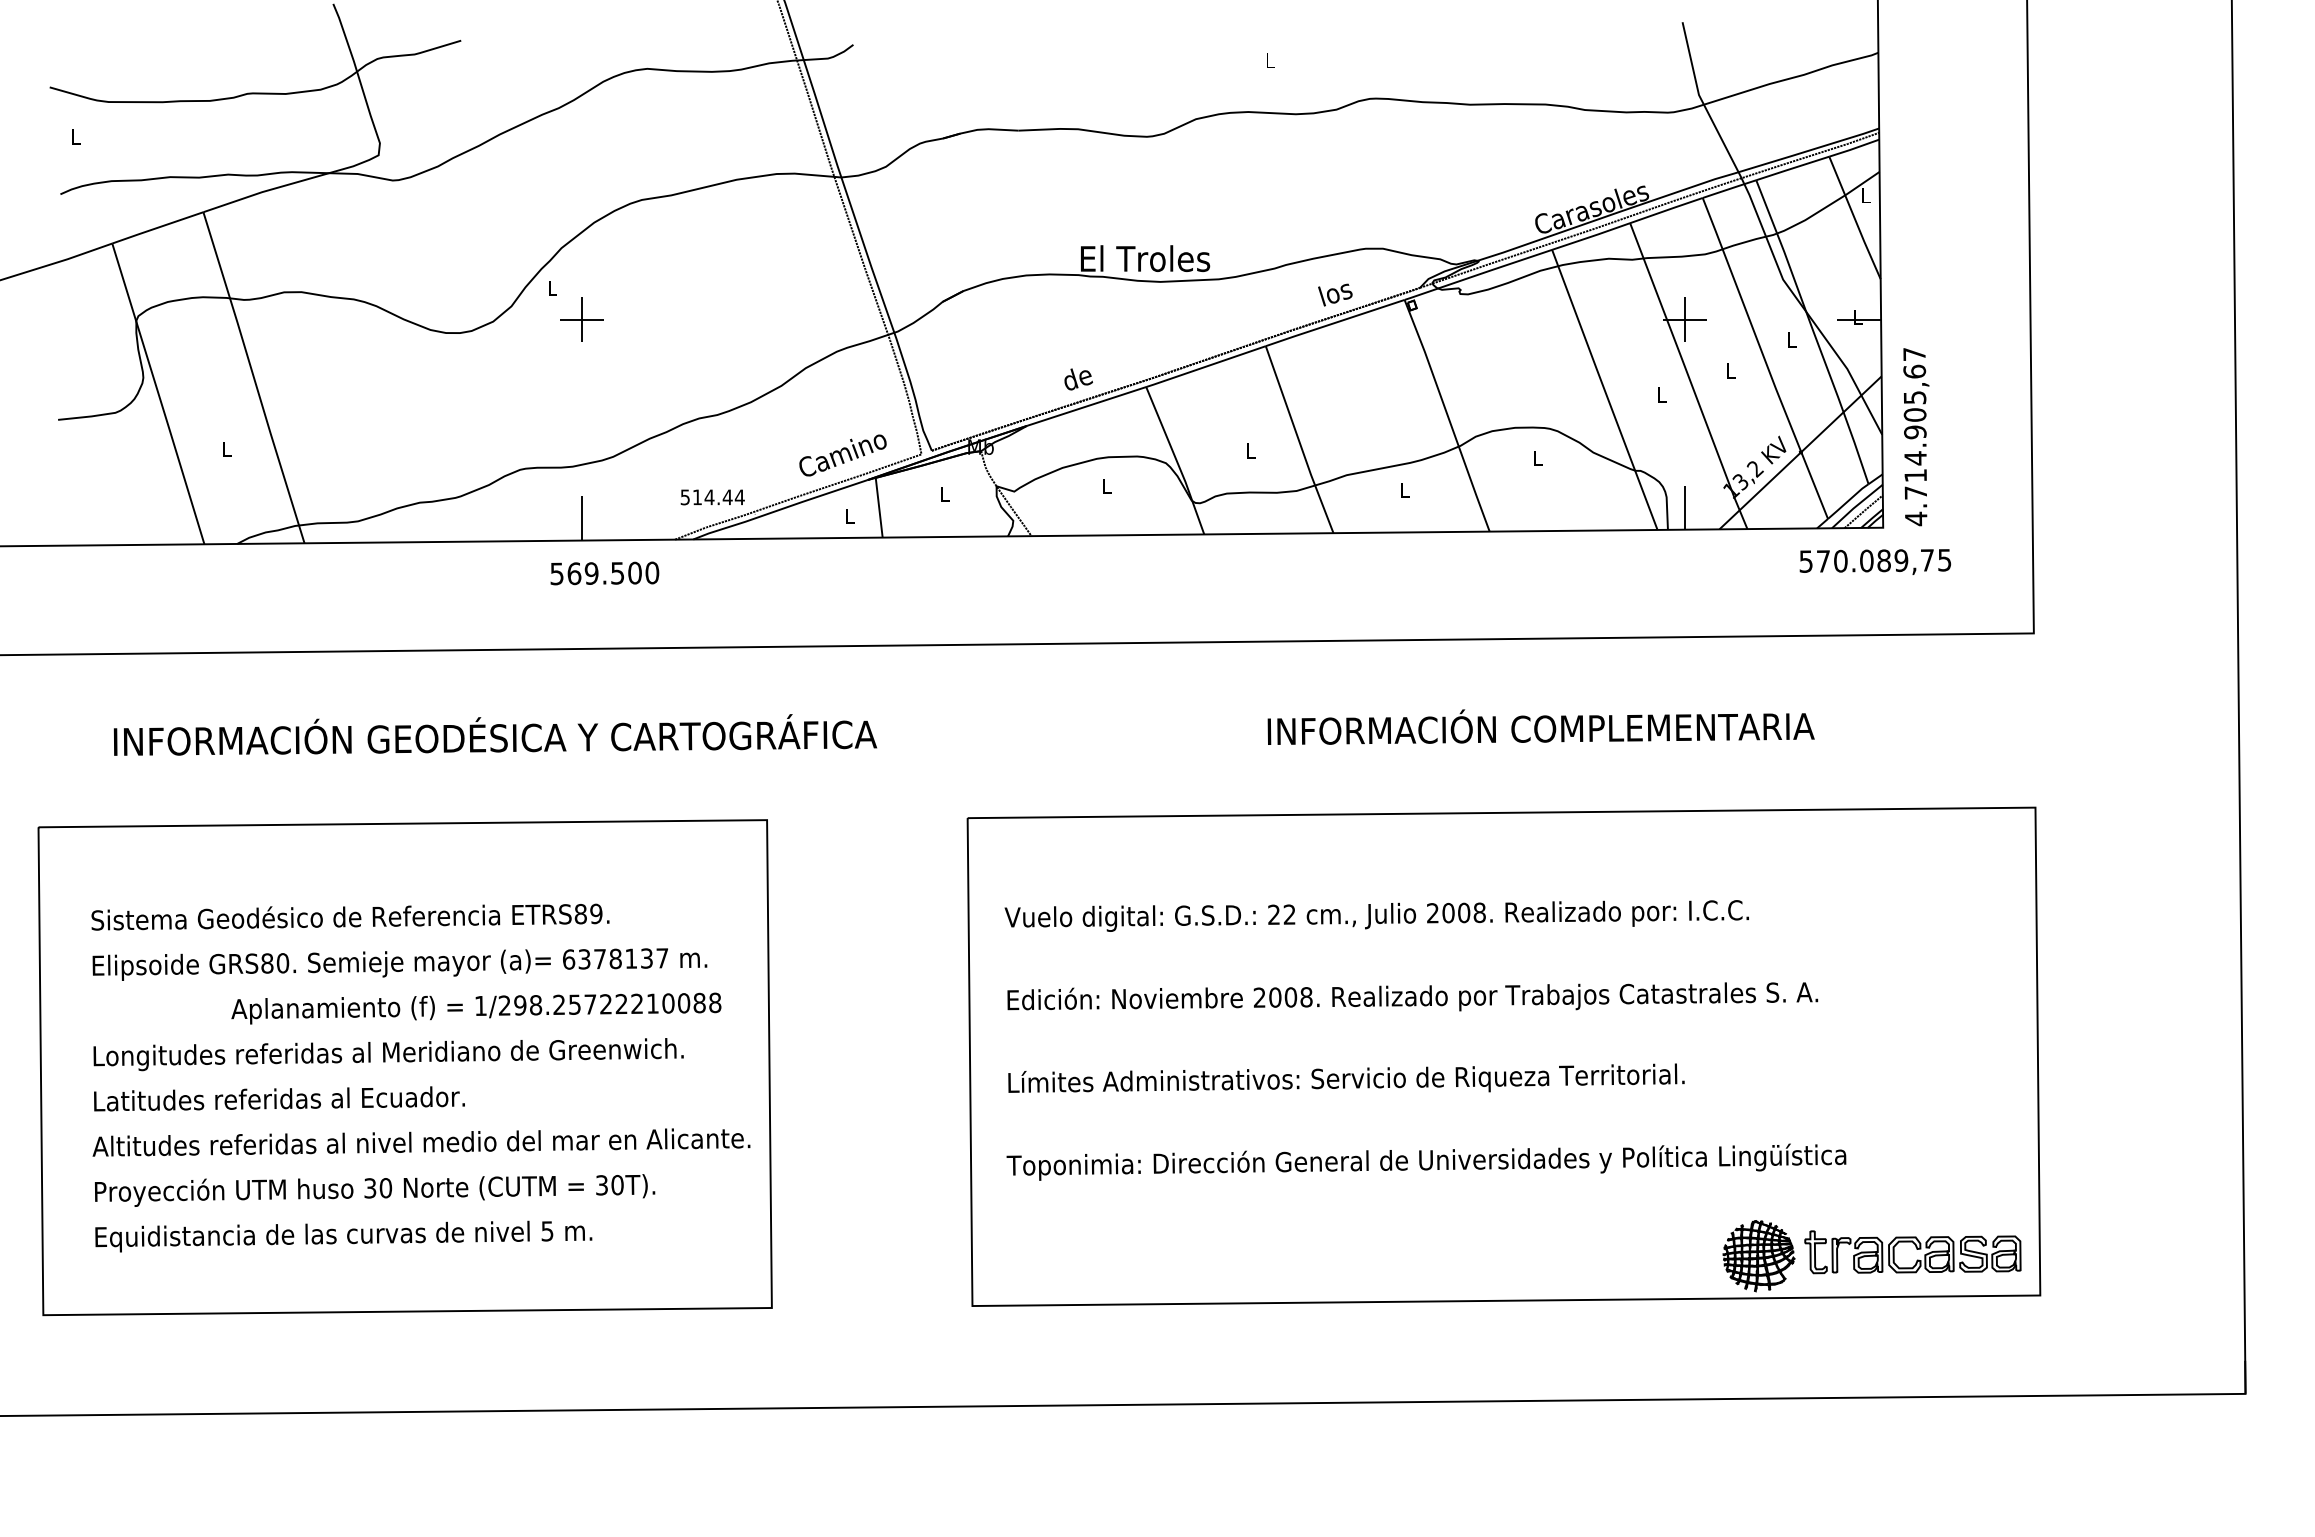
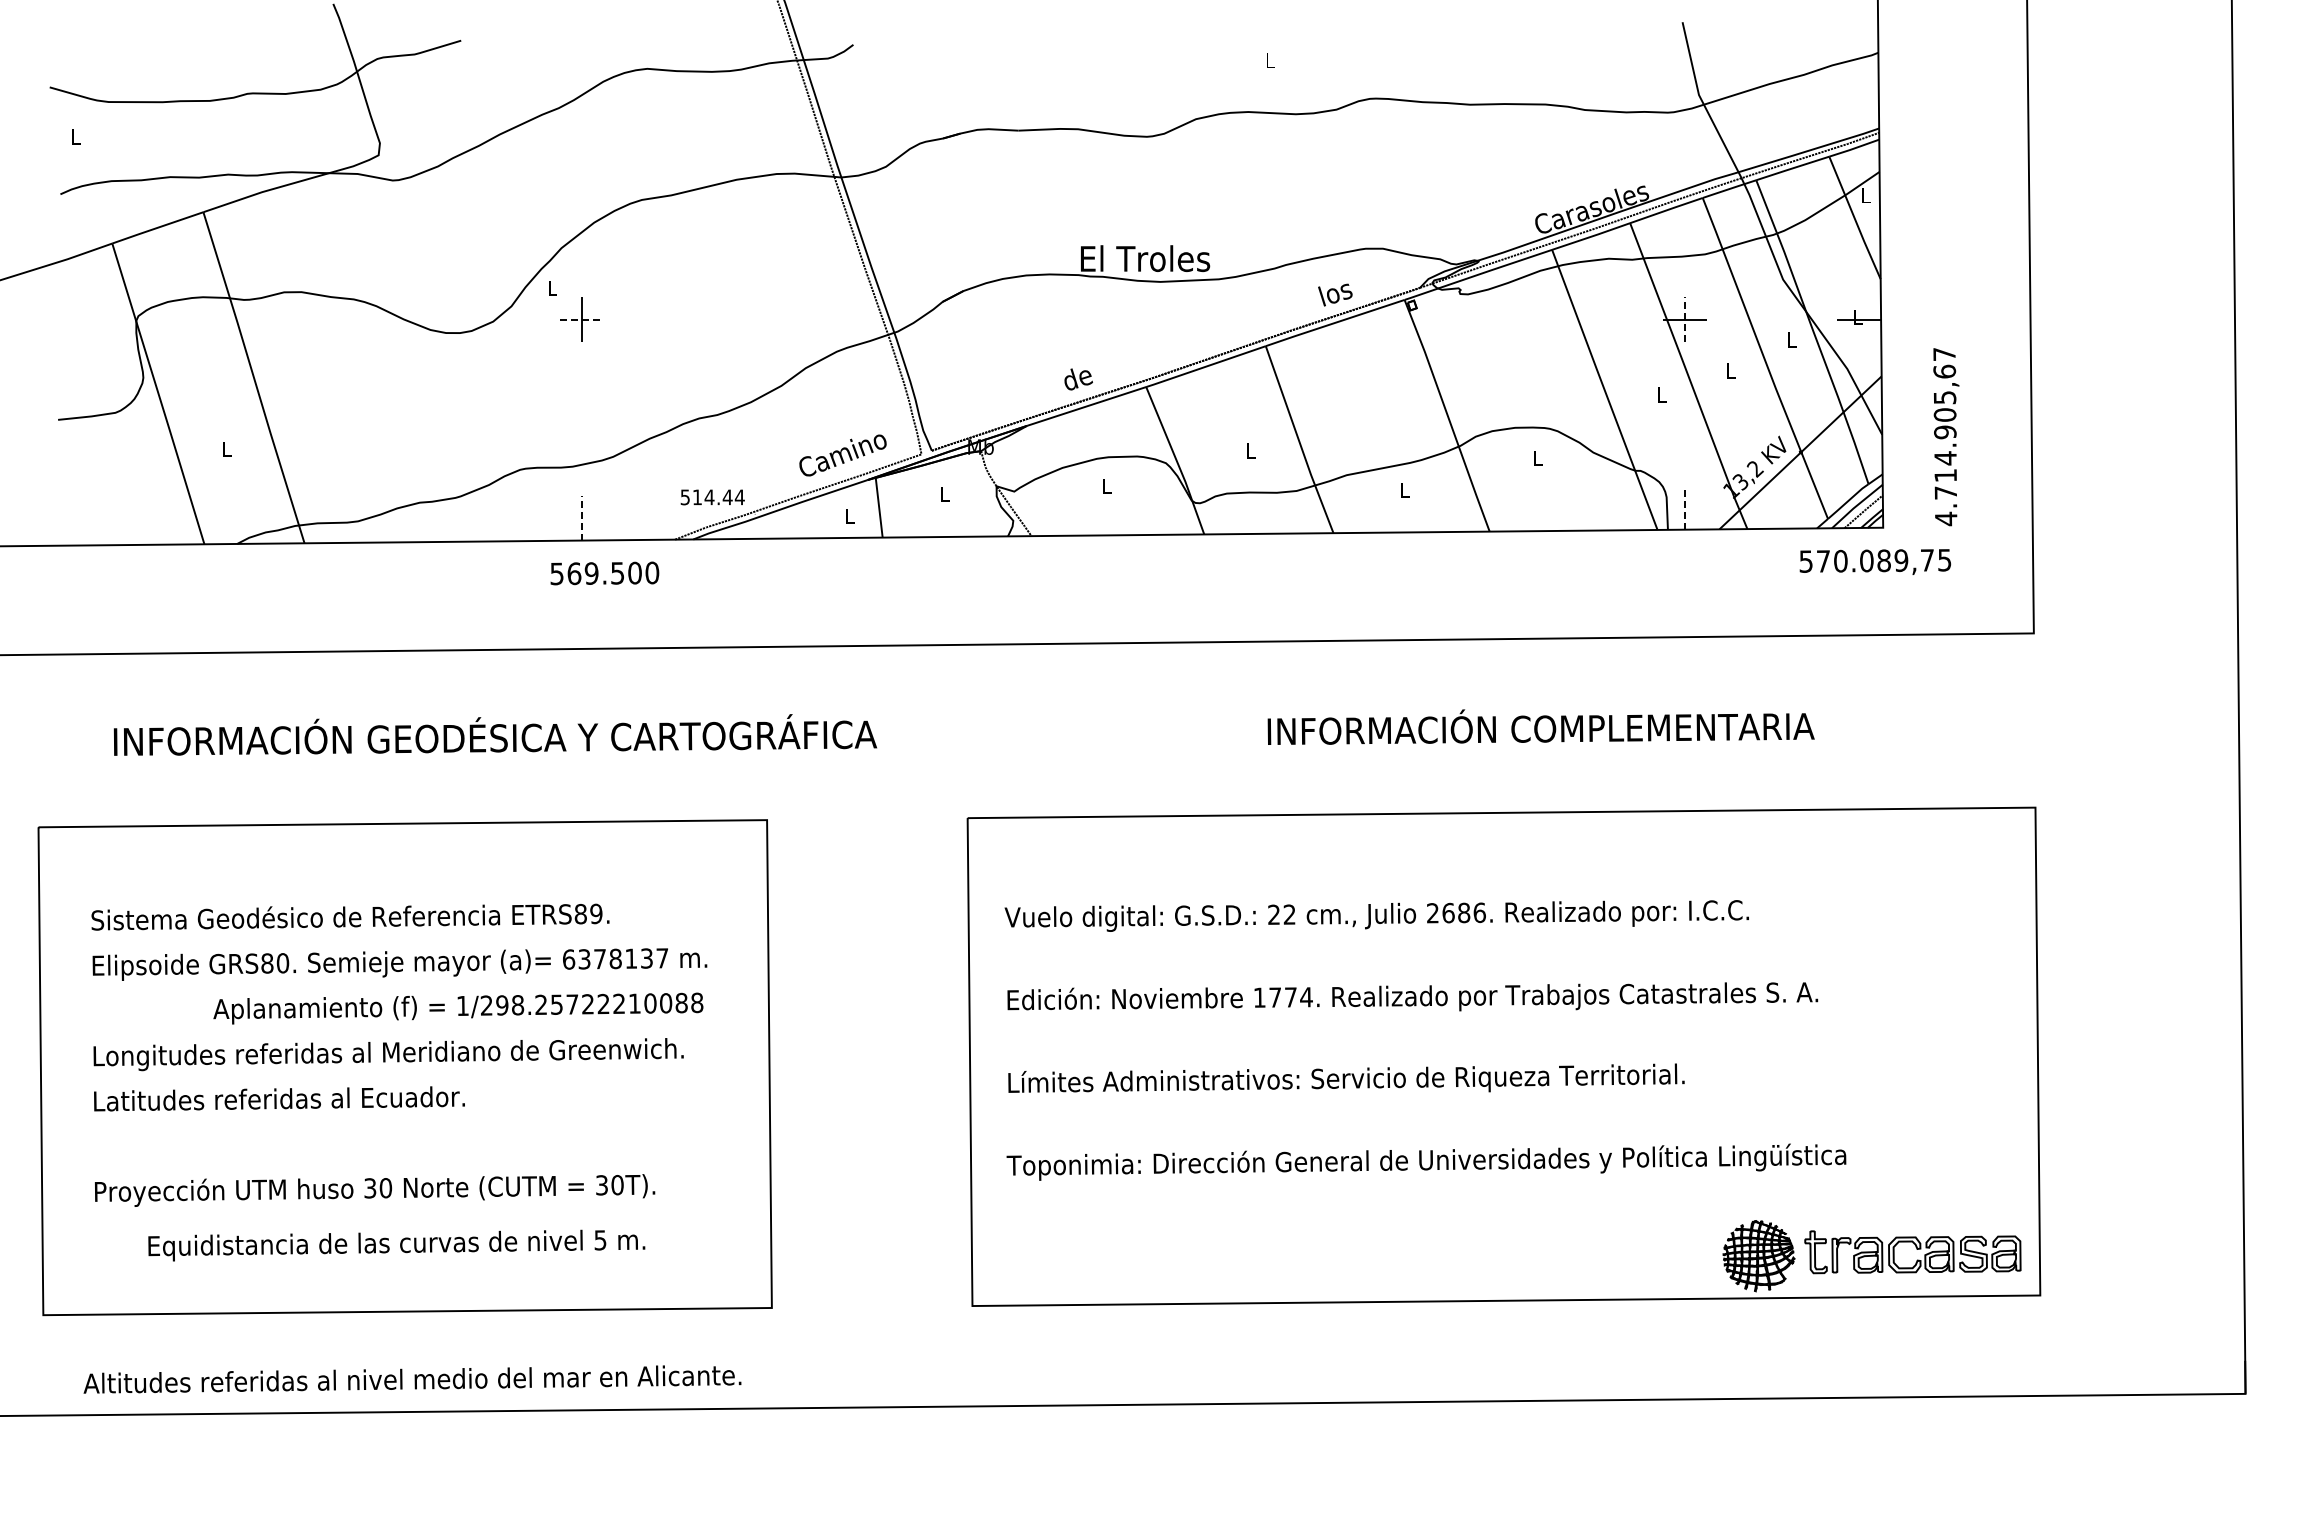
line: solid -> dashed (582, 319)
line: solid -> dashed (1685, 319)
text position: (1916, 437) -> (1946, 437) (1946, 437)
line: solid -> dashed (1685, 507)
line: solid -> dashed (581, 518)
text: 2008. -> 2686. (1463, 912)
text: 2008. -> 1774. (1282, 997)
text position: (476, 1008) -> (458, 1008) (458, 1008)
text position: (421, 1142) -> (412, 1379) (412, 1379)
text position: (343, 1236) -> (396, 1245) (396, 1245)
